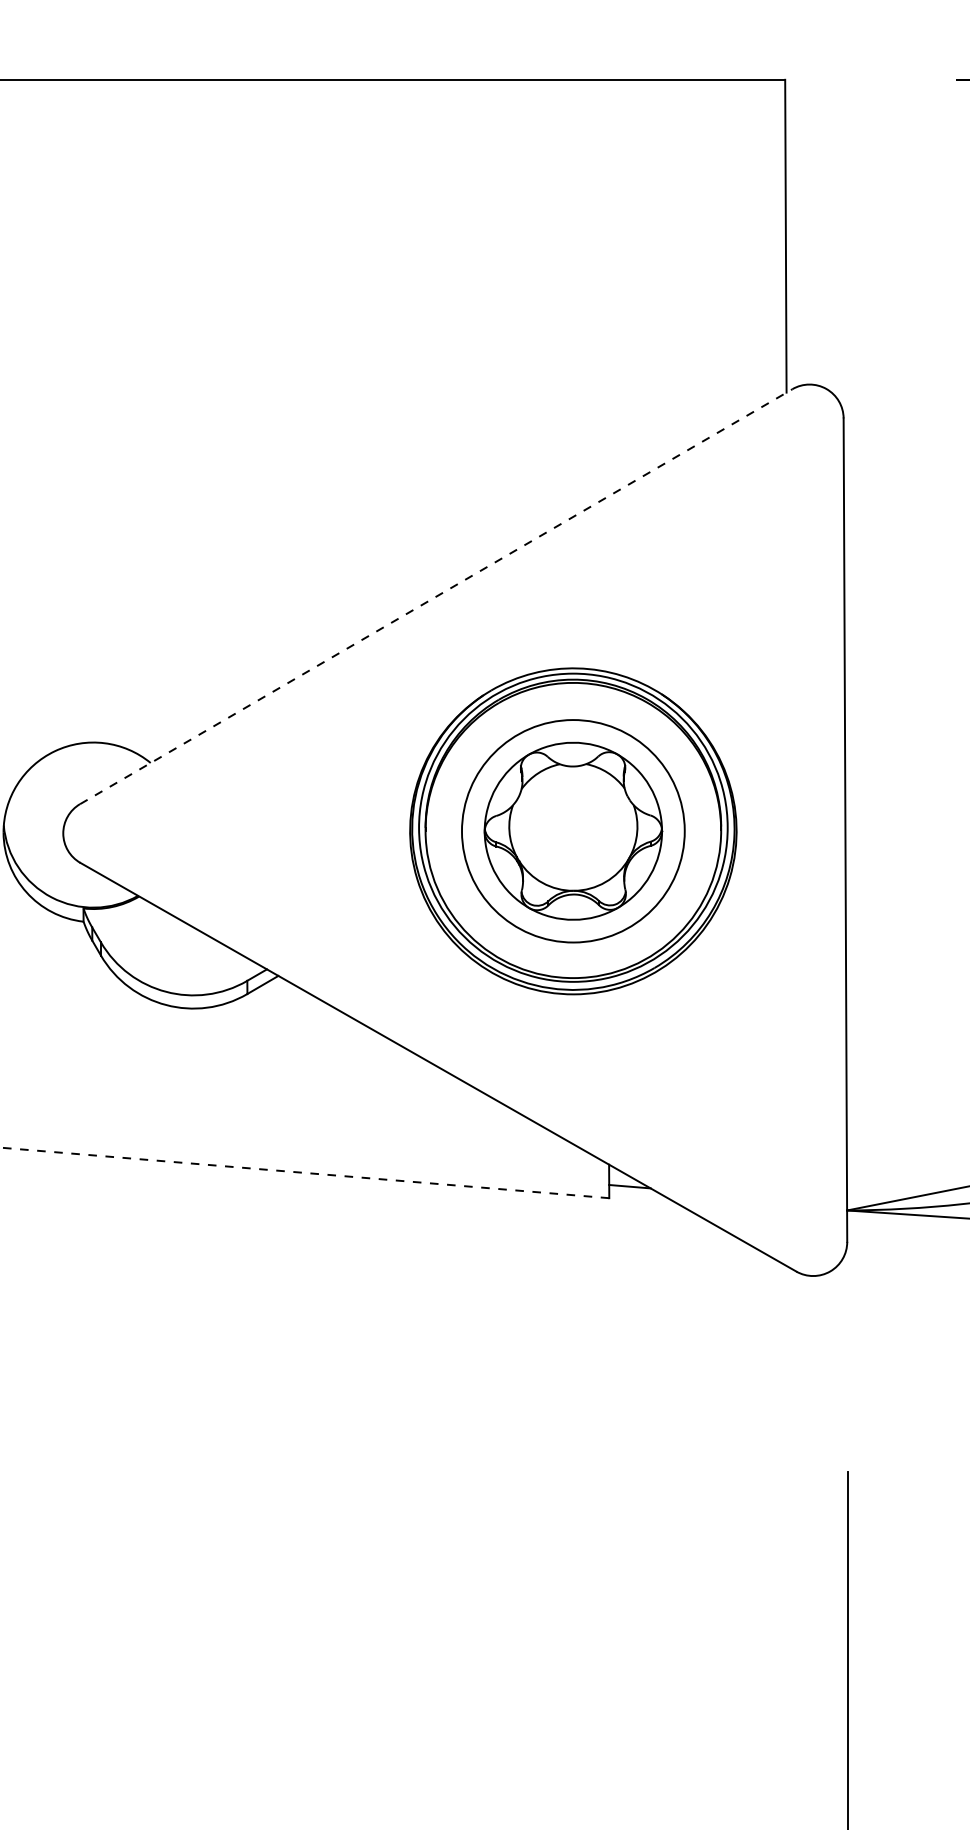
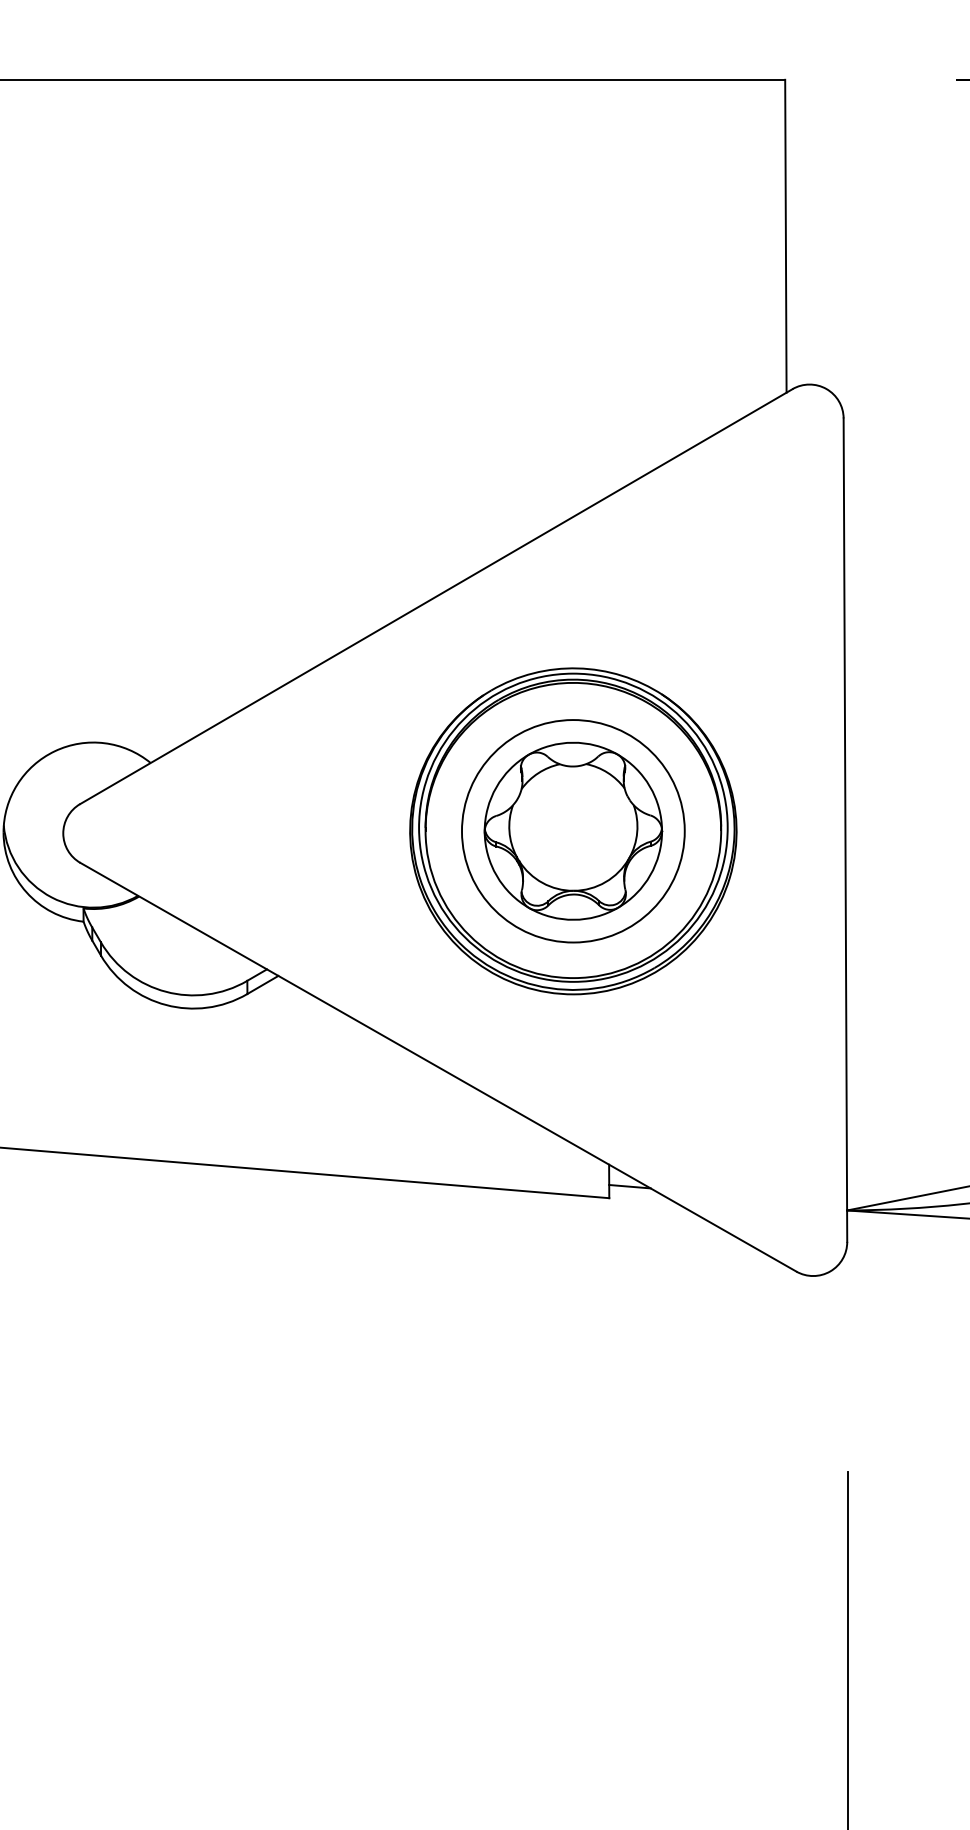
line: dashed -> solid (436, 596)
line: dashed -> solid (304, 1172)
